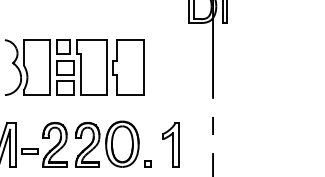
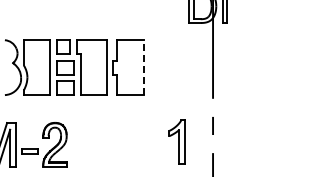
line: solid -> dashed (143, 67)
part: present -> none (113, 143)
part position: (170, 144) -> (176, 141) (176, 141)
